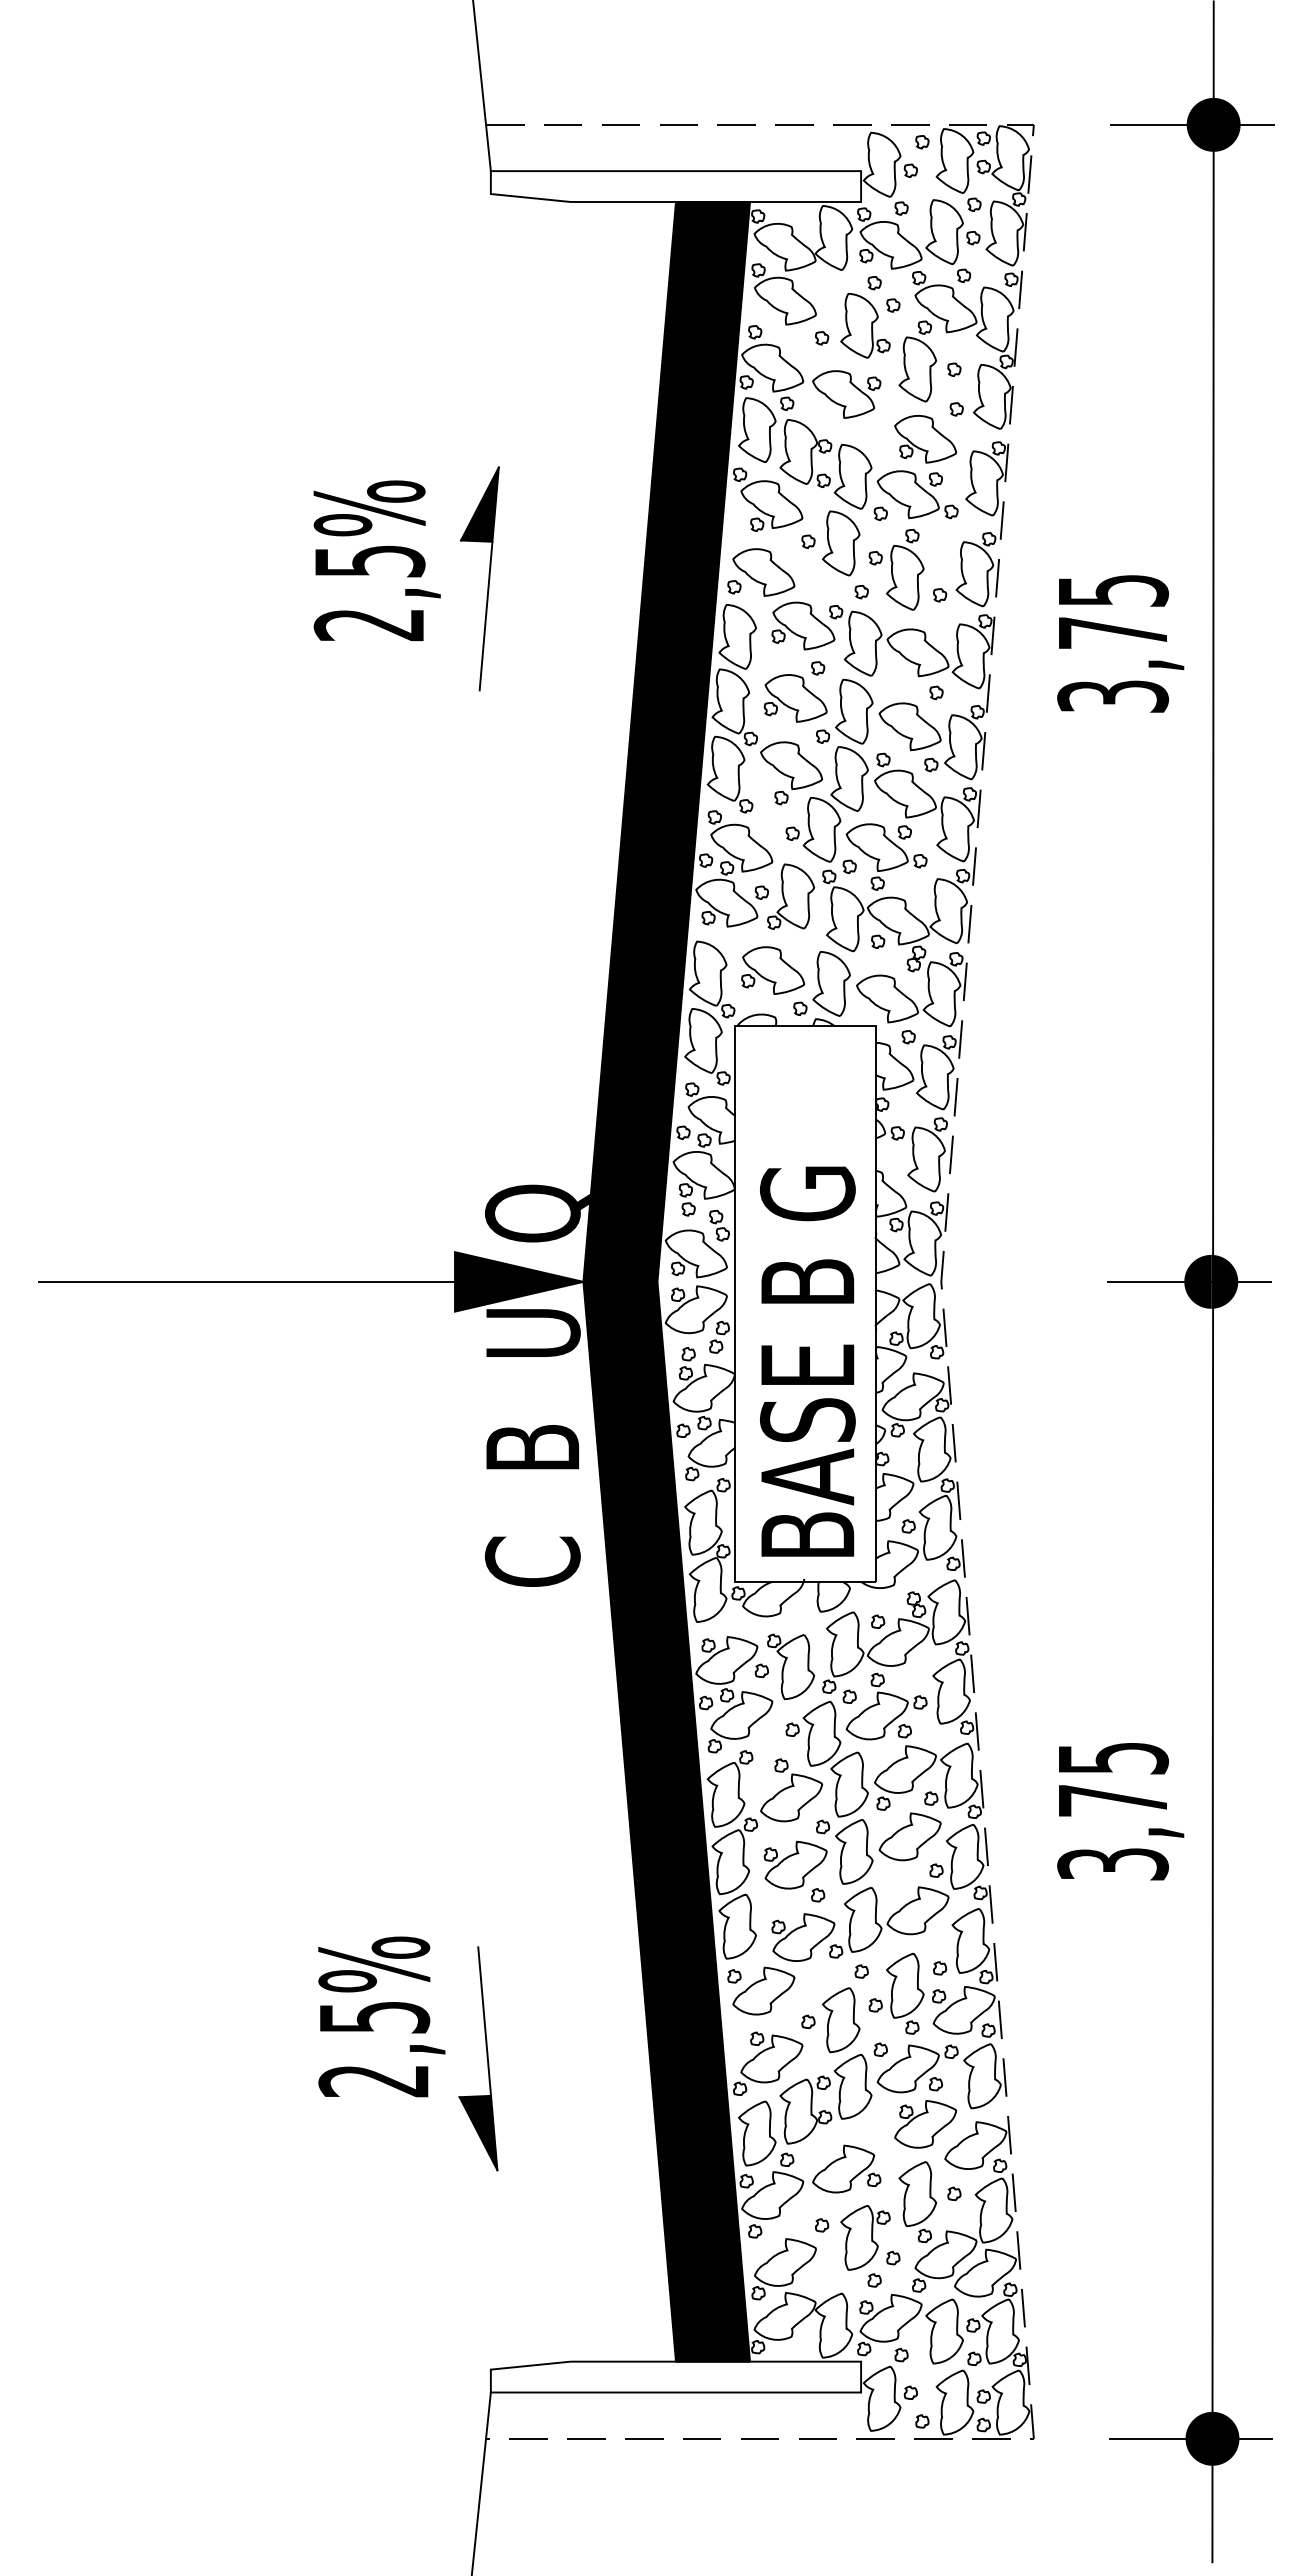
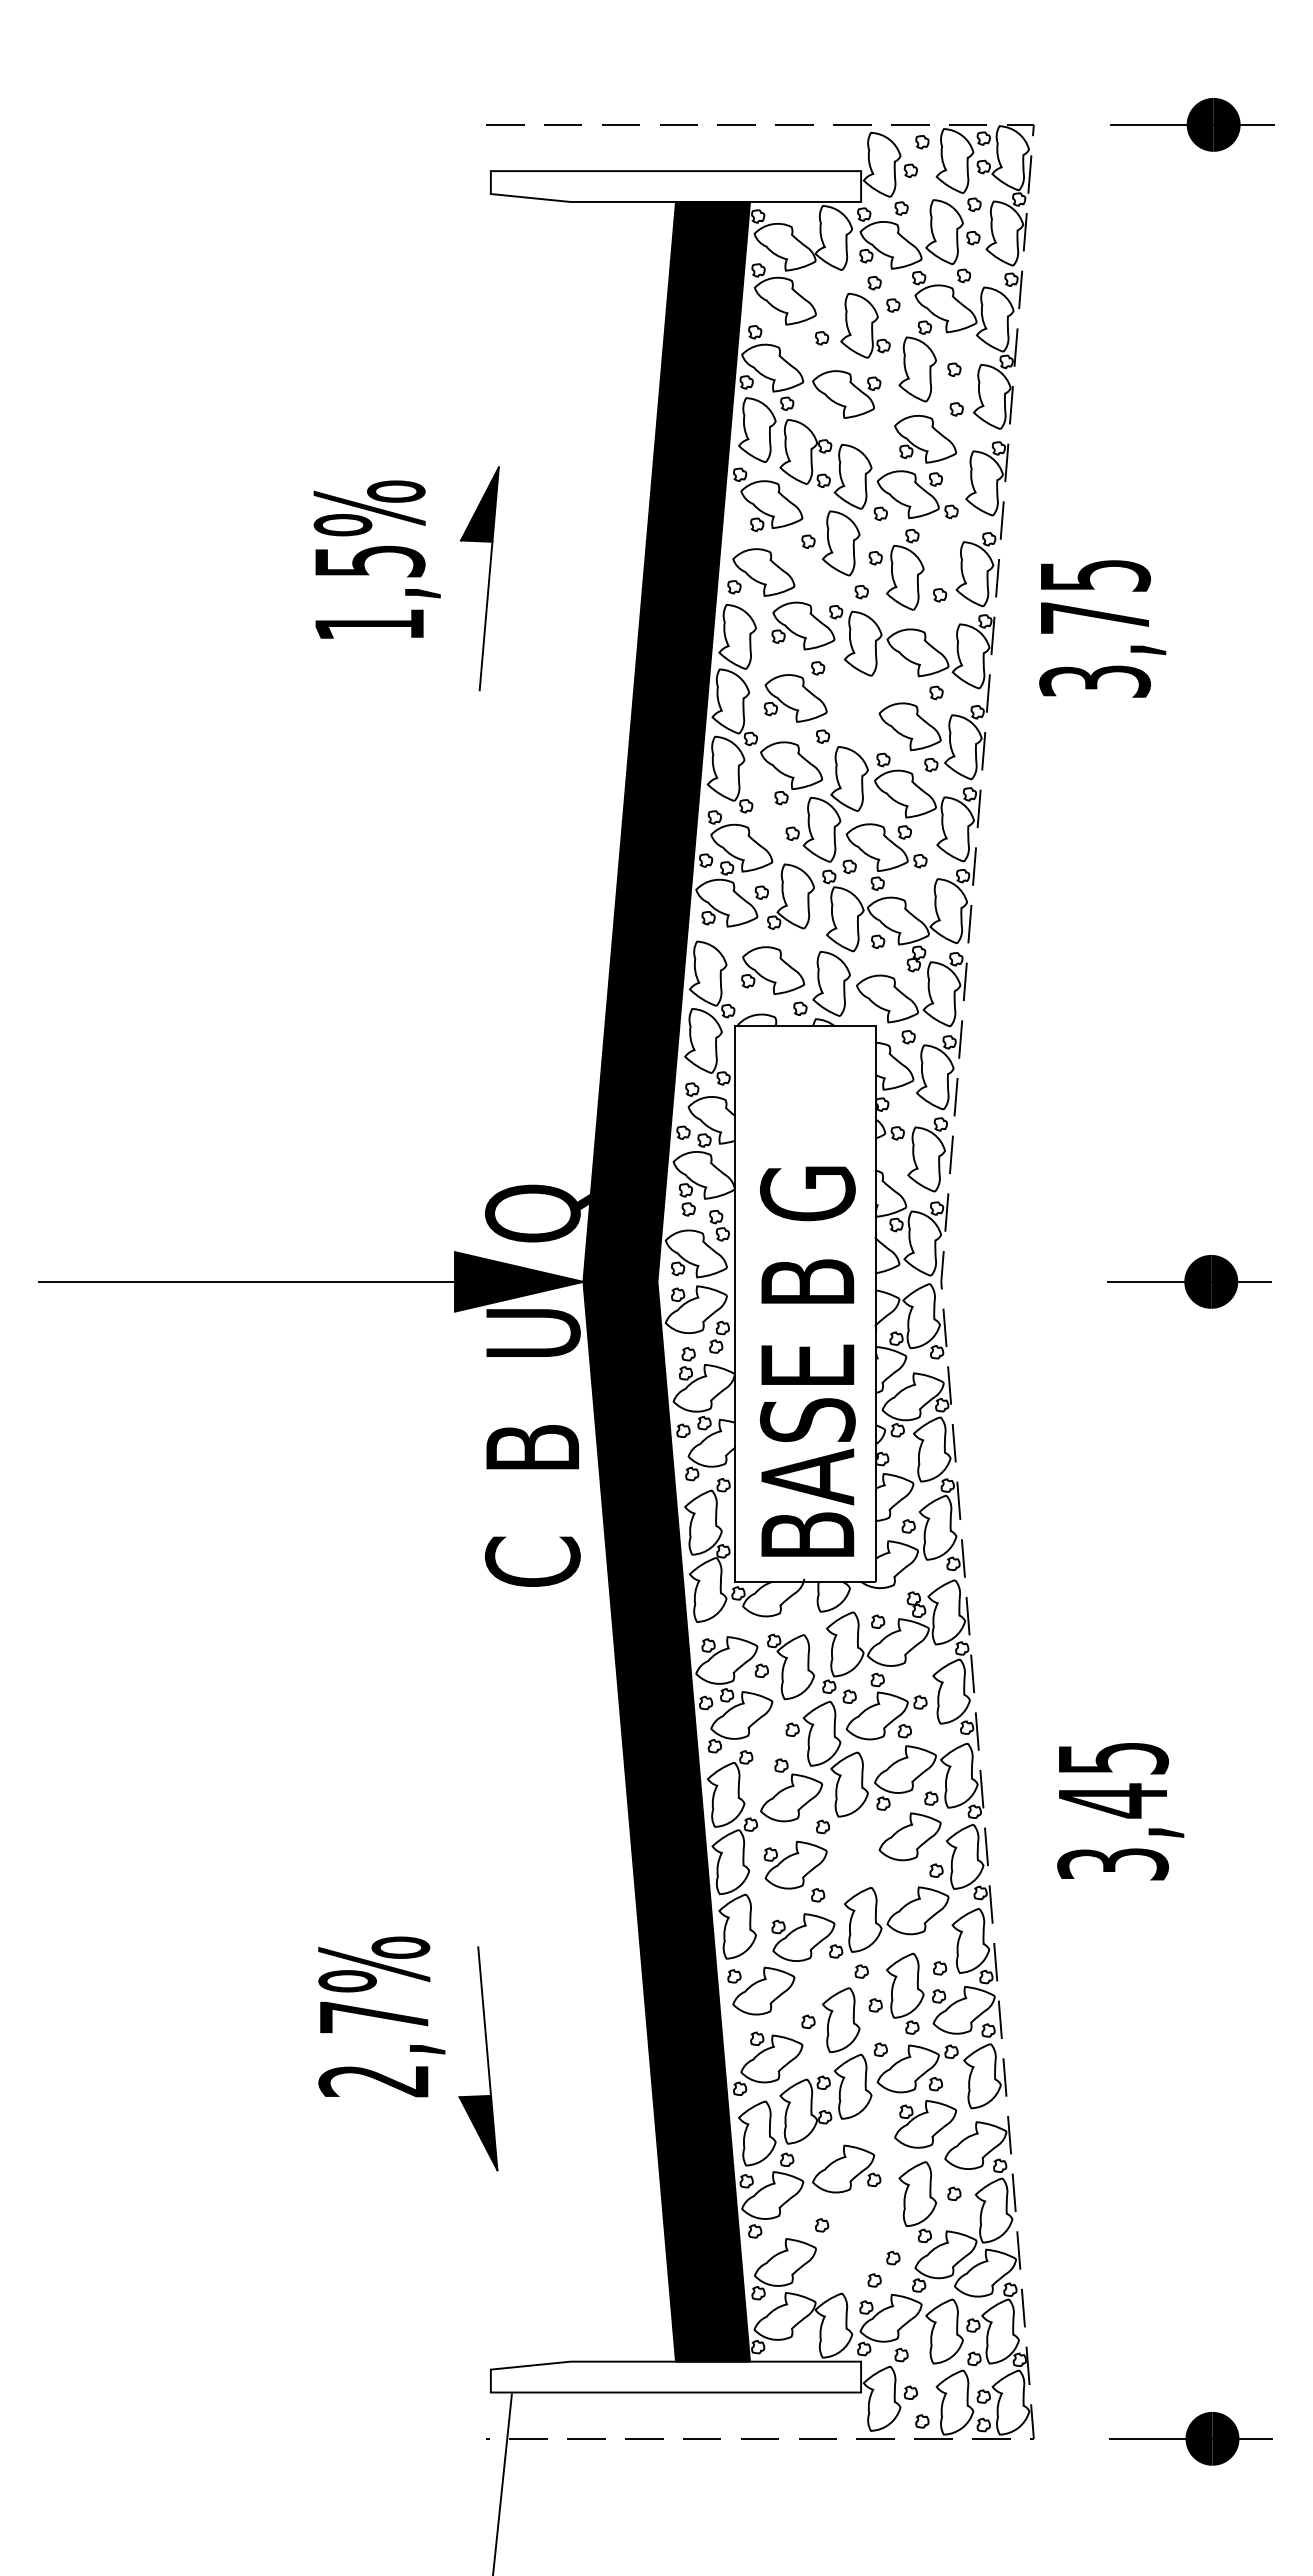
line: present -> none (481, 86)
text: 2,5% -> 1,5% (368, 625)
text position: (1120, 643) -> (1102, 628) (1102, 628)
part: present -> none (854, 711)
line: present -> none (1212, 1282)
text: 3,75 -> 3,45 (1112, 1800)
part: present -> none (854, 1851)
text: 2,5% -> 2,7% (375, 2017)
part: present -> none (865, 2237)
line position: (481, 2482) -> (502, 2483) (502, 2483)
